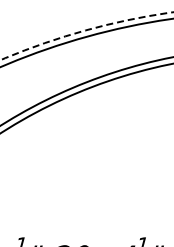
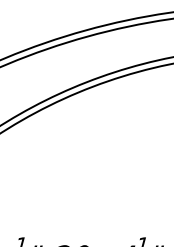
arc: dashed -> solid (85, 30)
